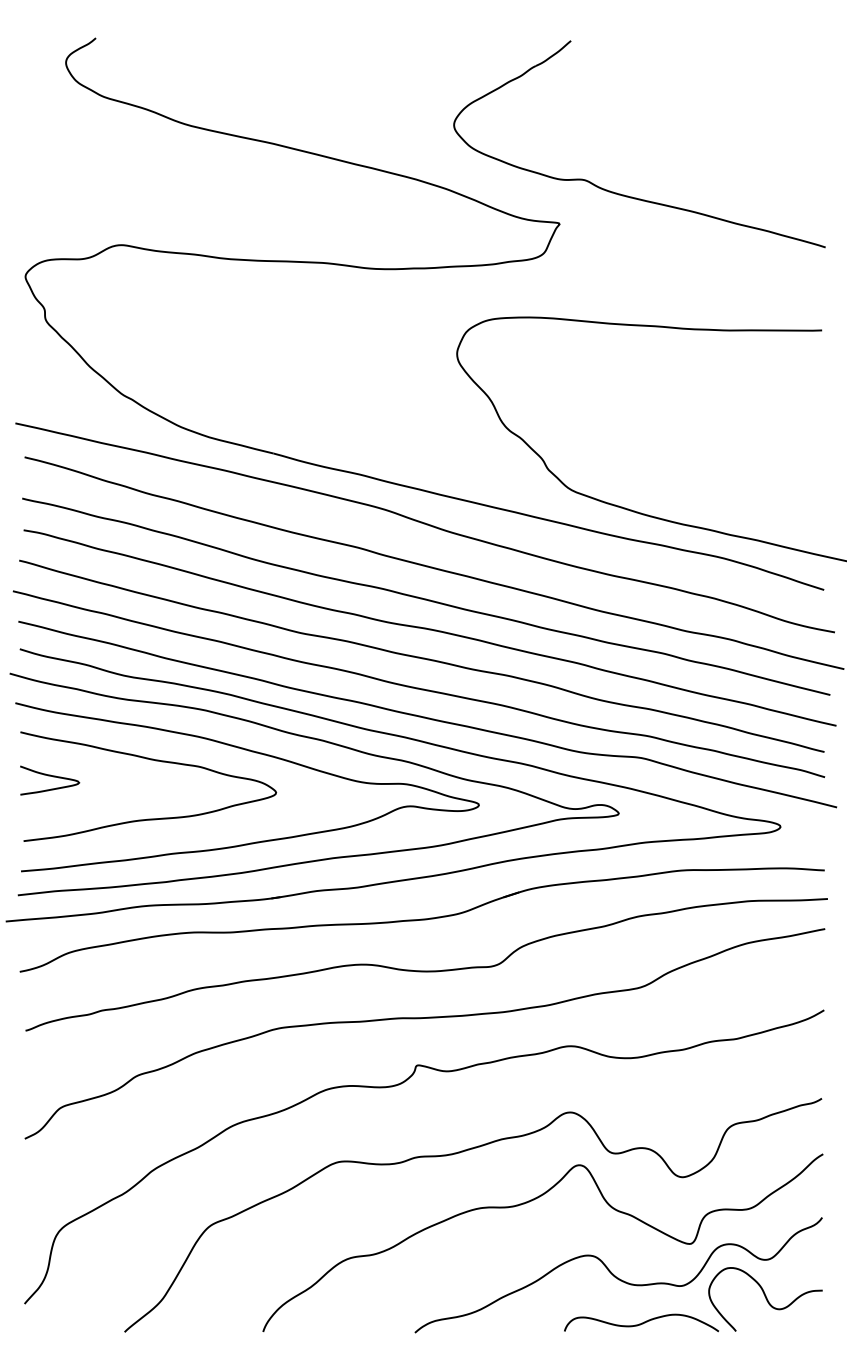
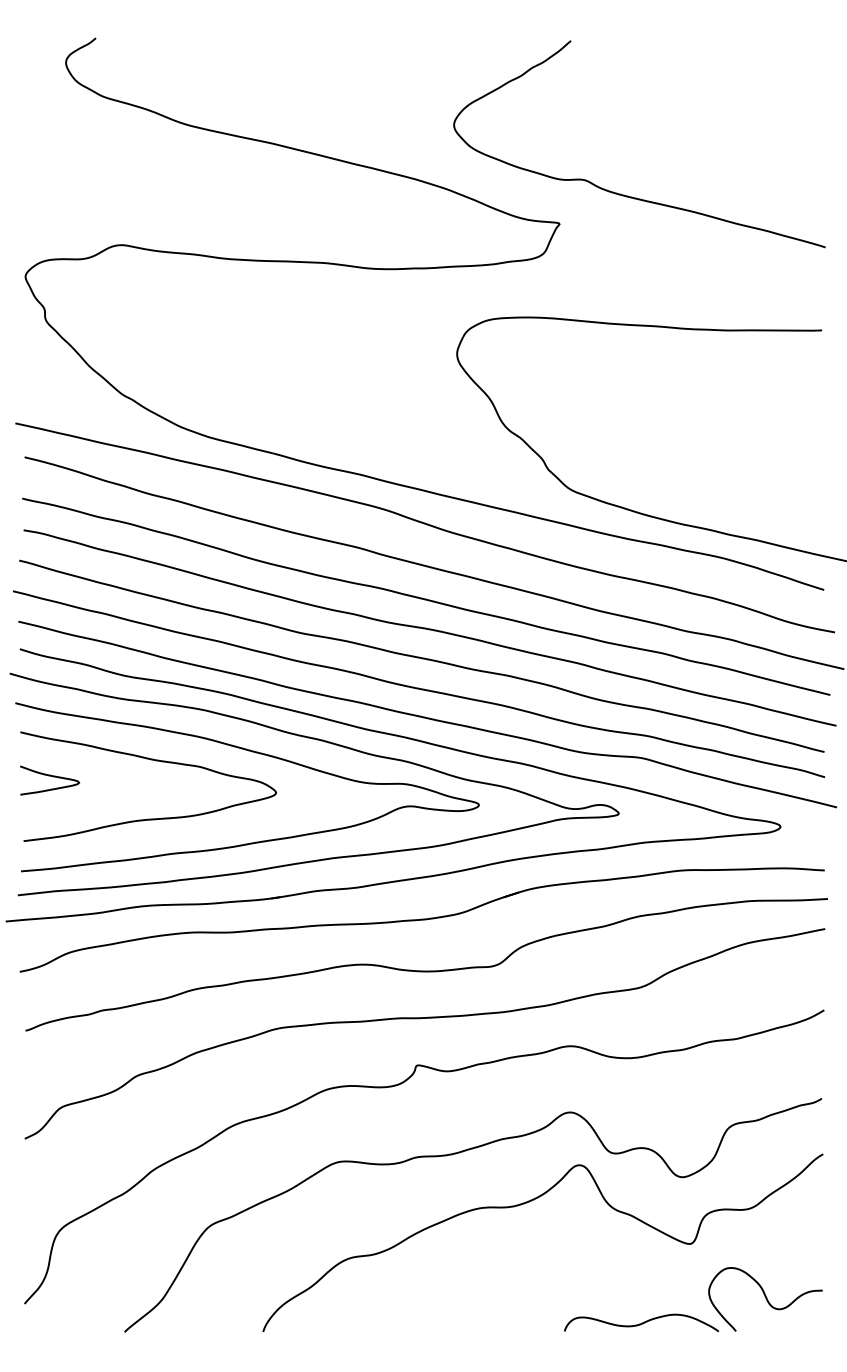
curve: present -> none (618, 1277)
